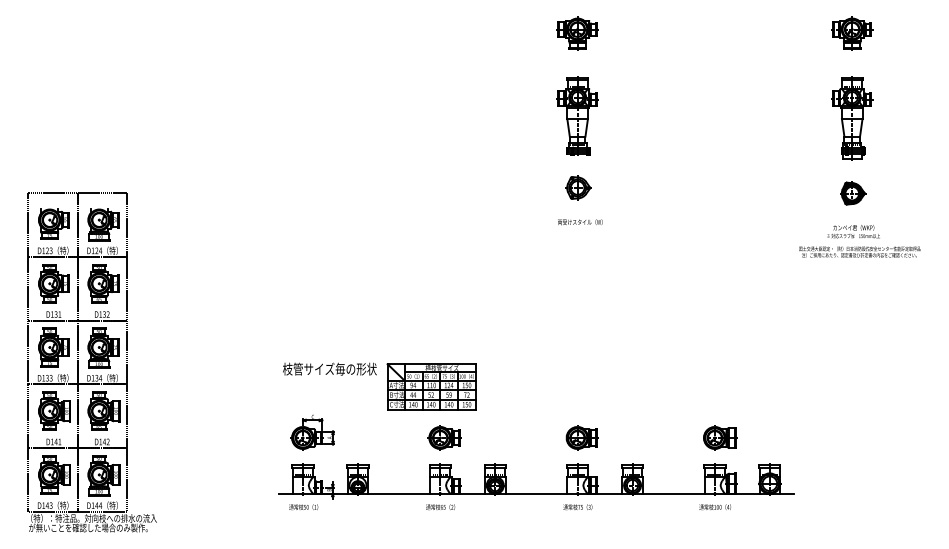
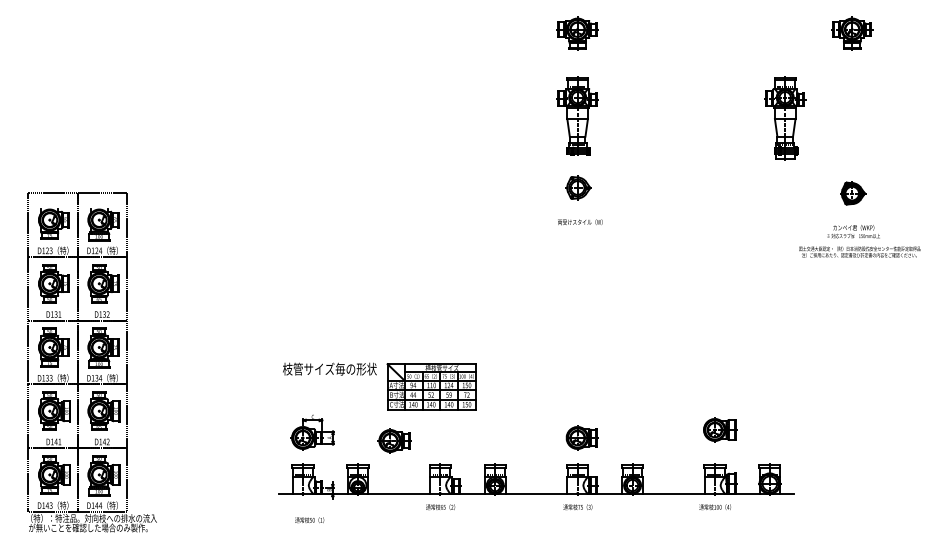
part position: (852, 118) -> (785, 118) (785, 118)
part position: (444, 437) -> (394, 440) (394, 440)
part position: (720, 437) -> (720, 429) (720, 429)
text position: (303, 507) -> (309, 520) (309, 520)
